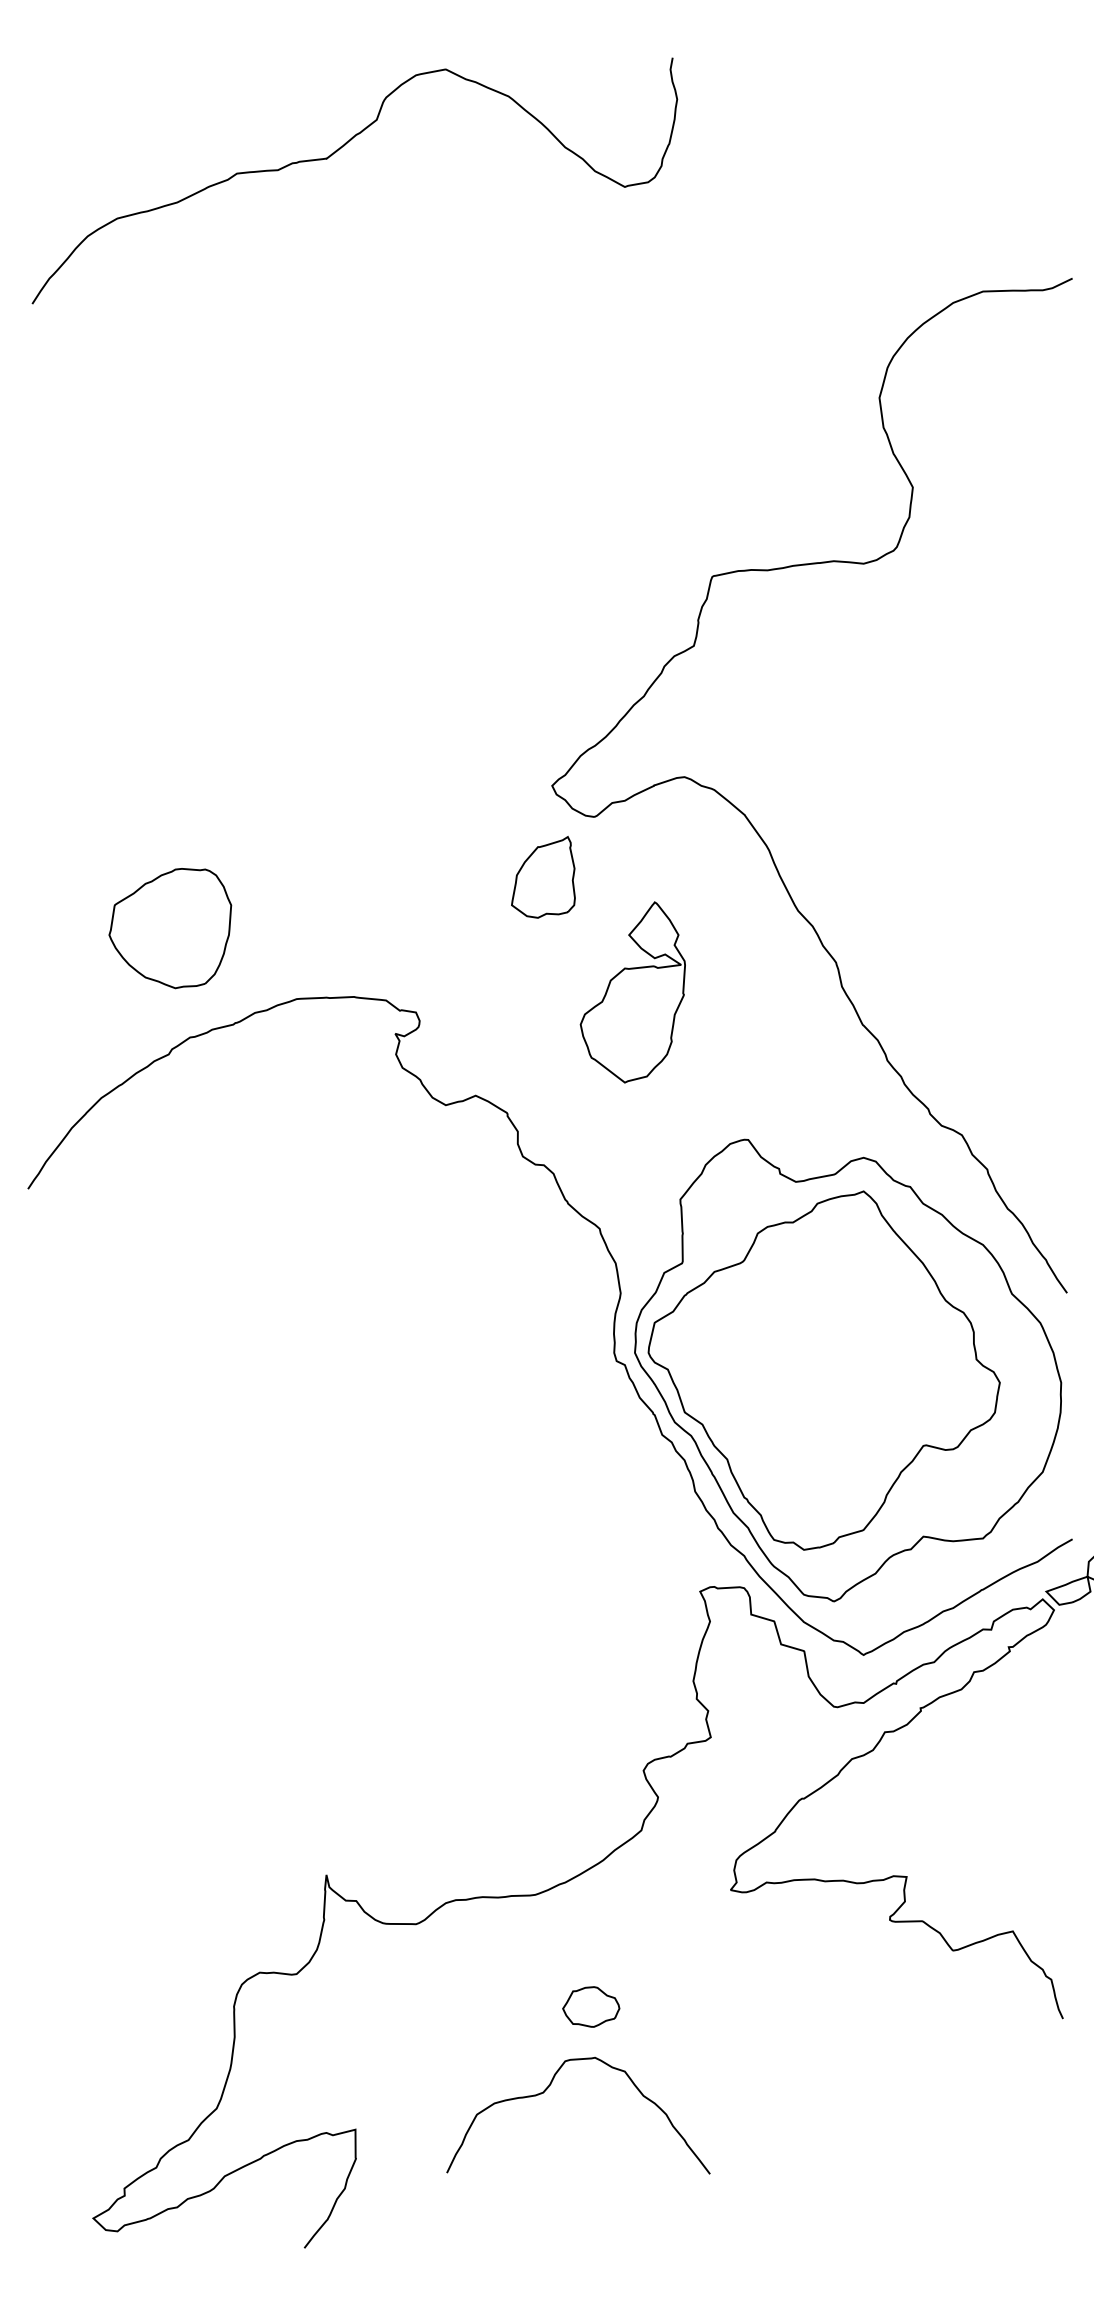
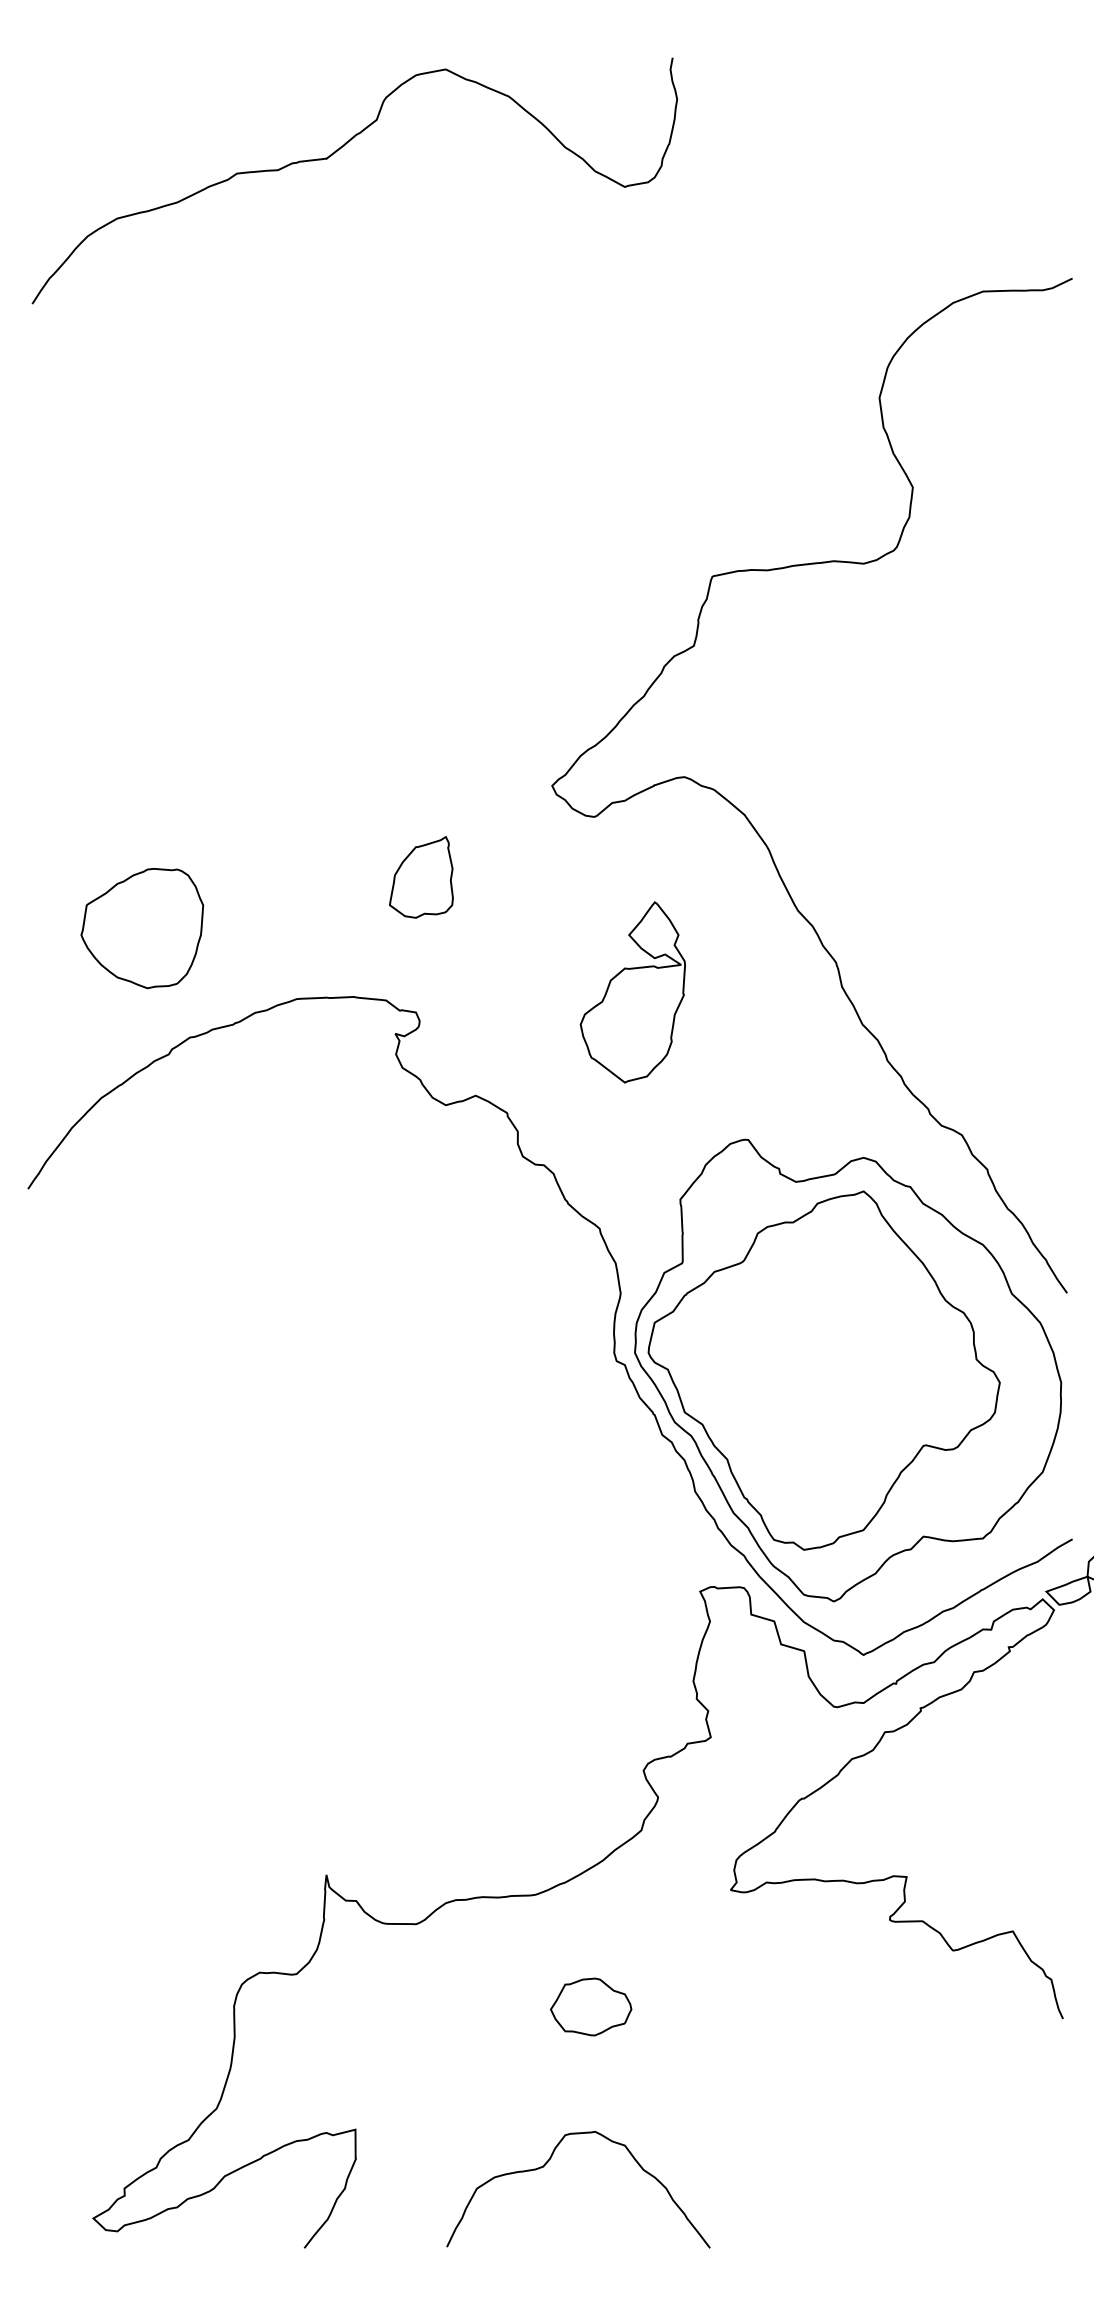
part position: (543, 877) -> (421, 877) (421, 877)
part position: (170, 928) -> (142, 928) (142, 928)
part size: 59x42 px -> 83x60 px (591, 2006)
curve position: (548, 2088) -> (548, 2162) (548, 2162)
